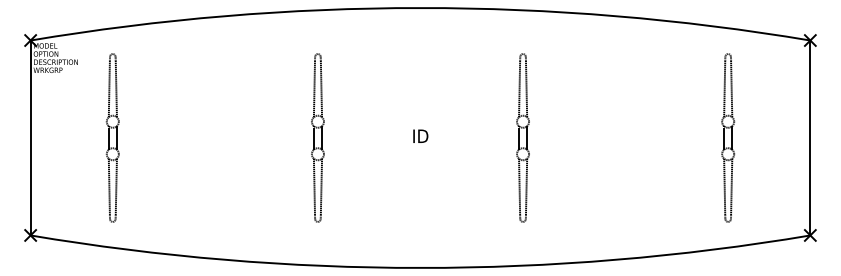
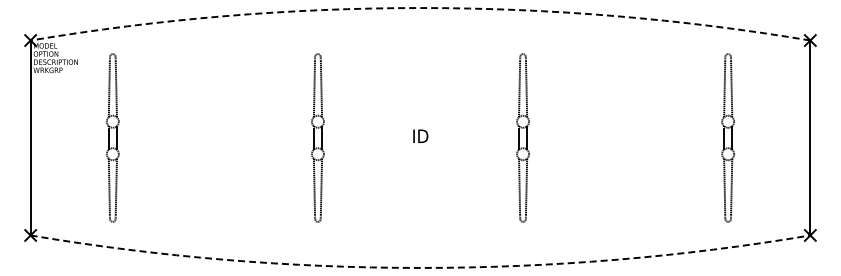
arc: solid -> dashed (420, 8)
arc: solid -> dashed (420, 267)
